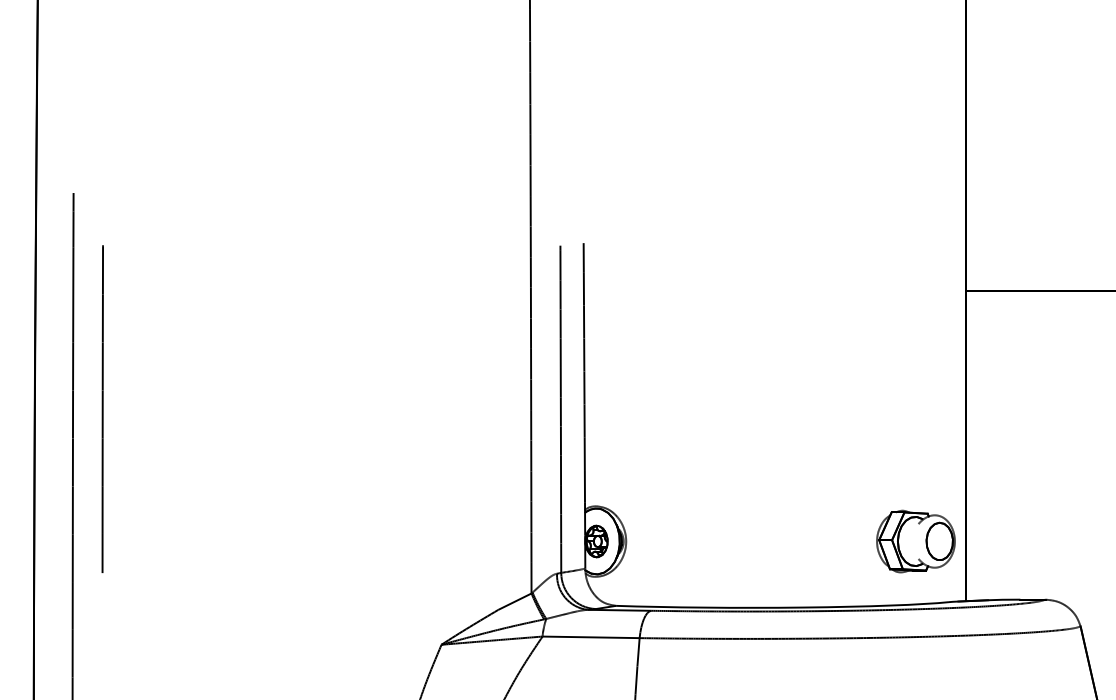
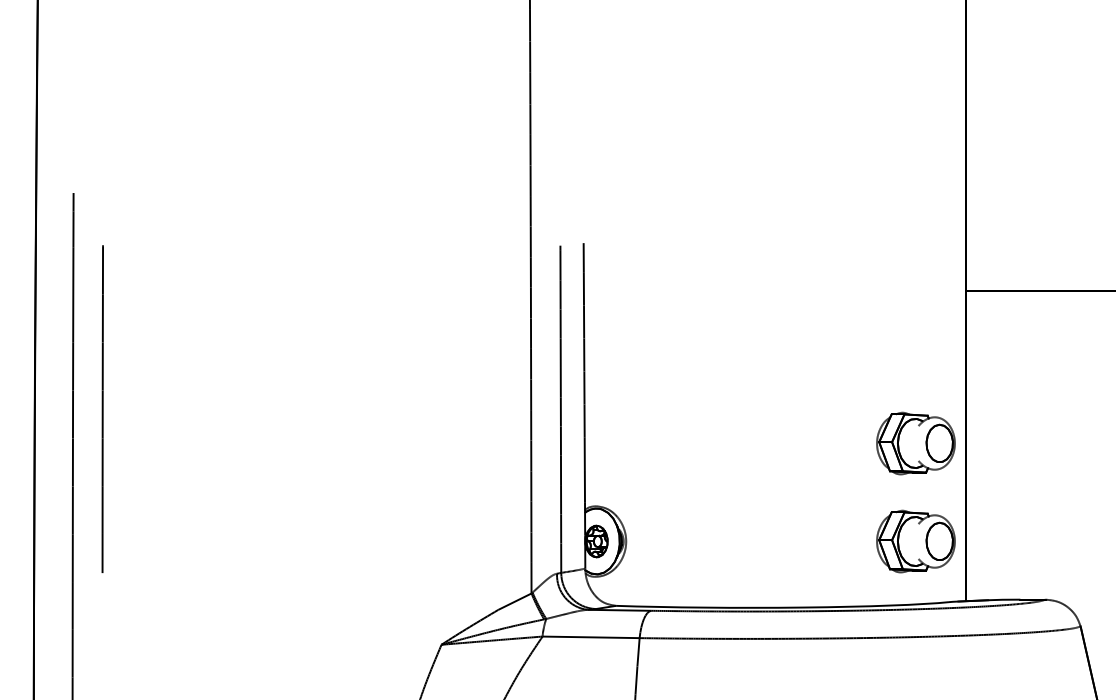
part: none -> present (915, 443)
